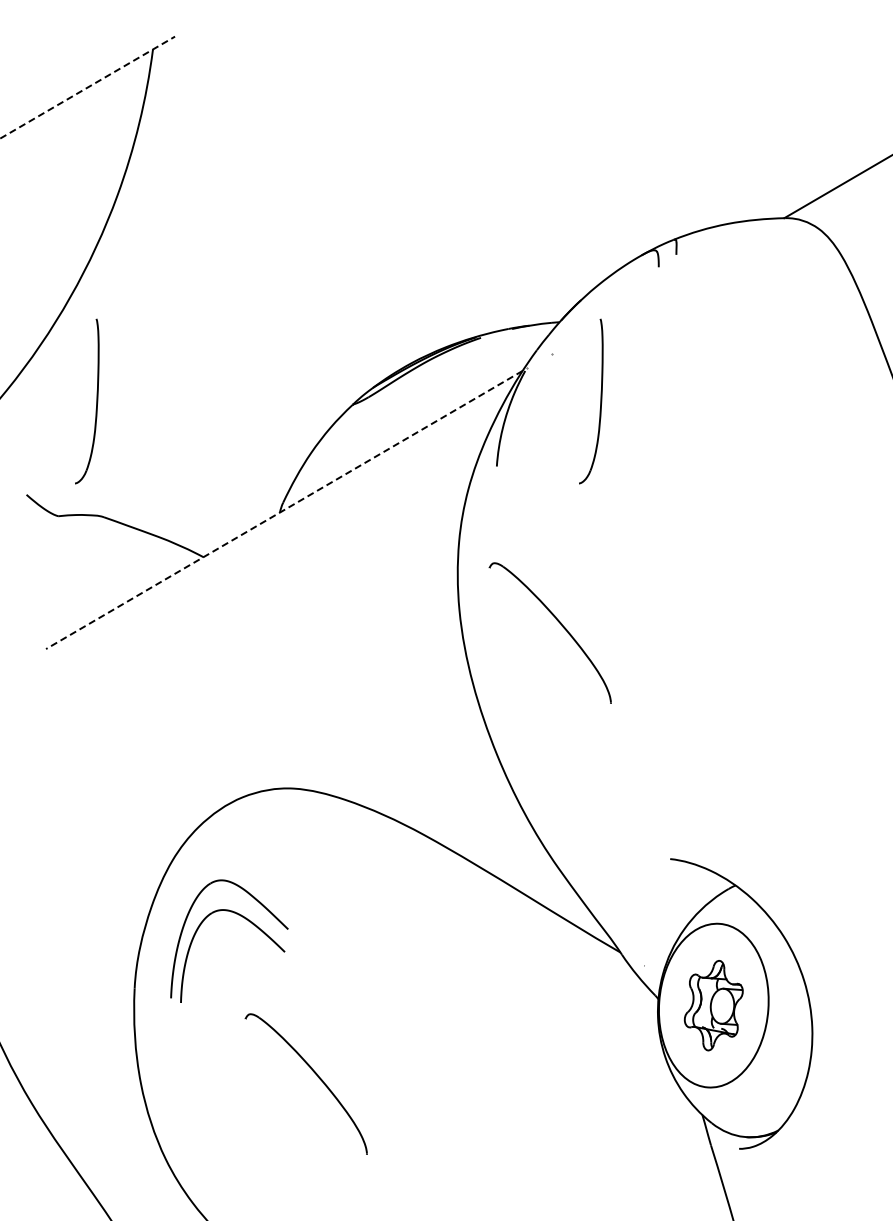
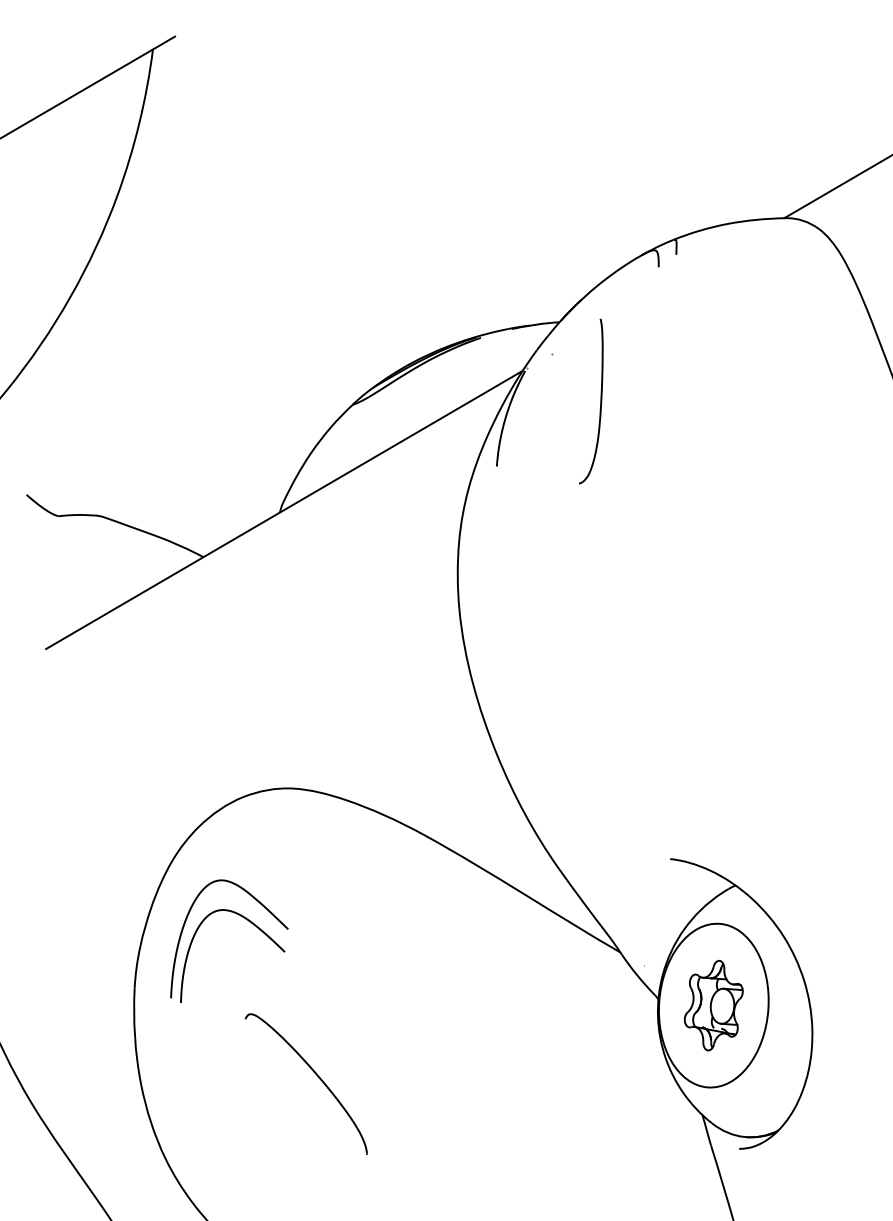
line: dashed -> solid (87, 87)
part: present -> none (96, 401)
line: dashed -> solid (284, 510)
part: present -> none (558, 622)
